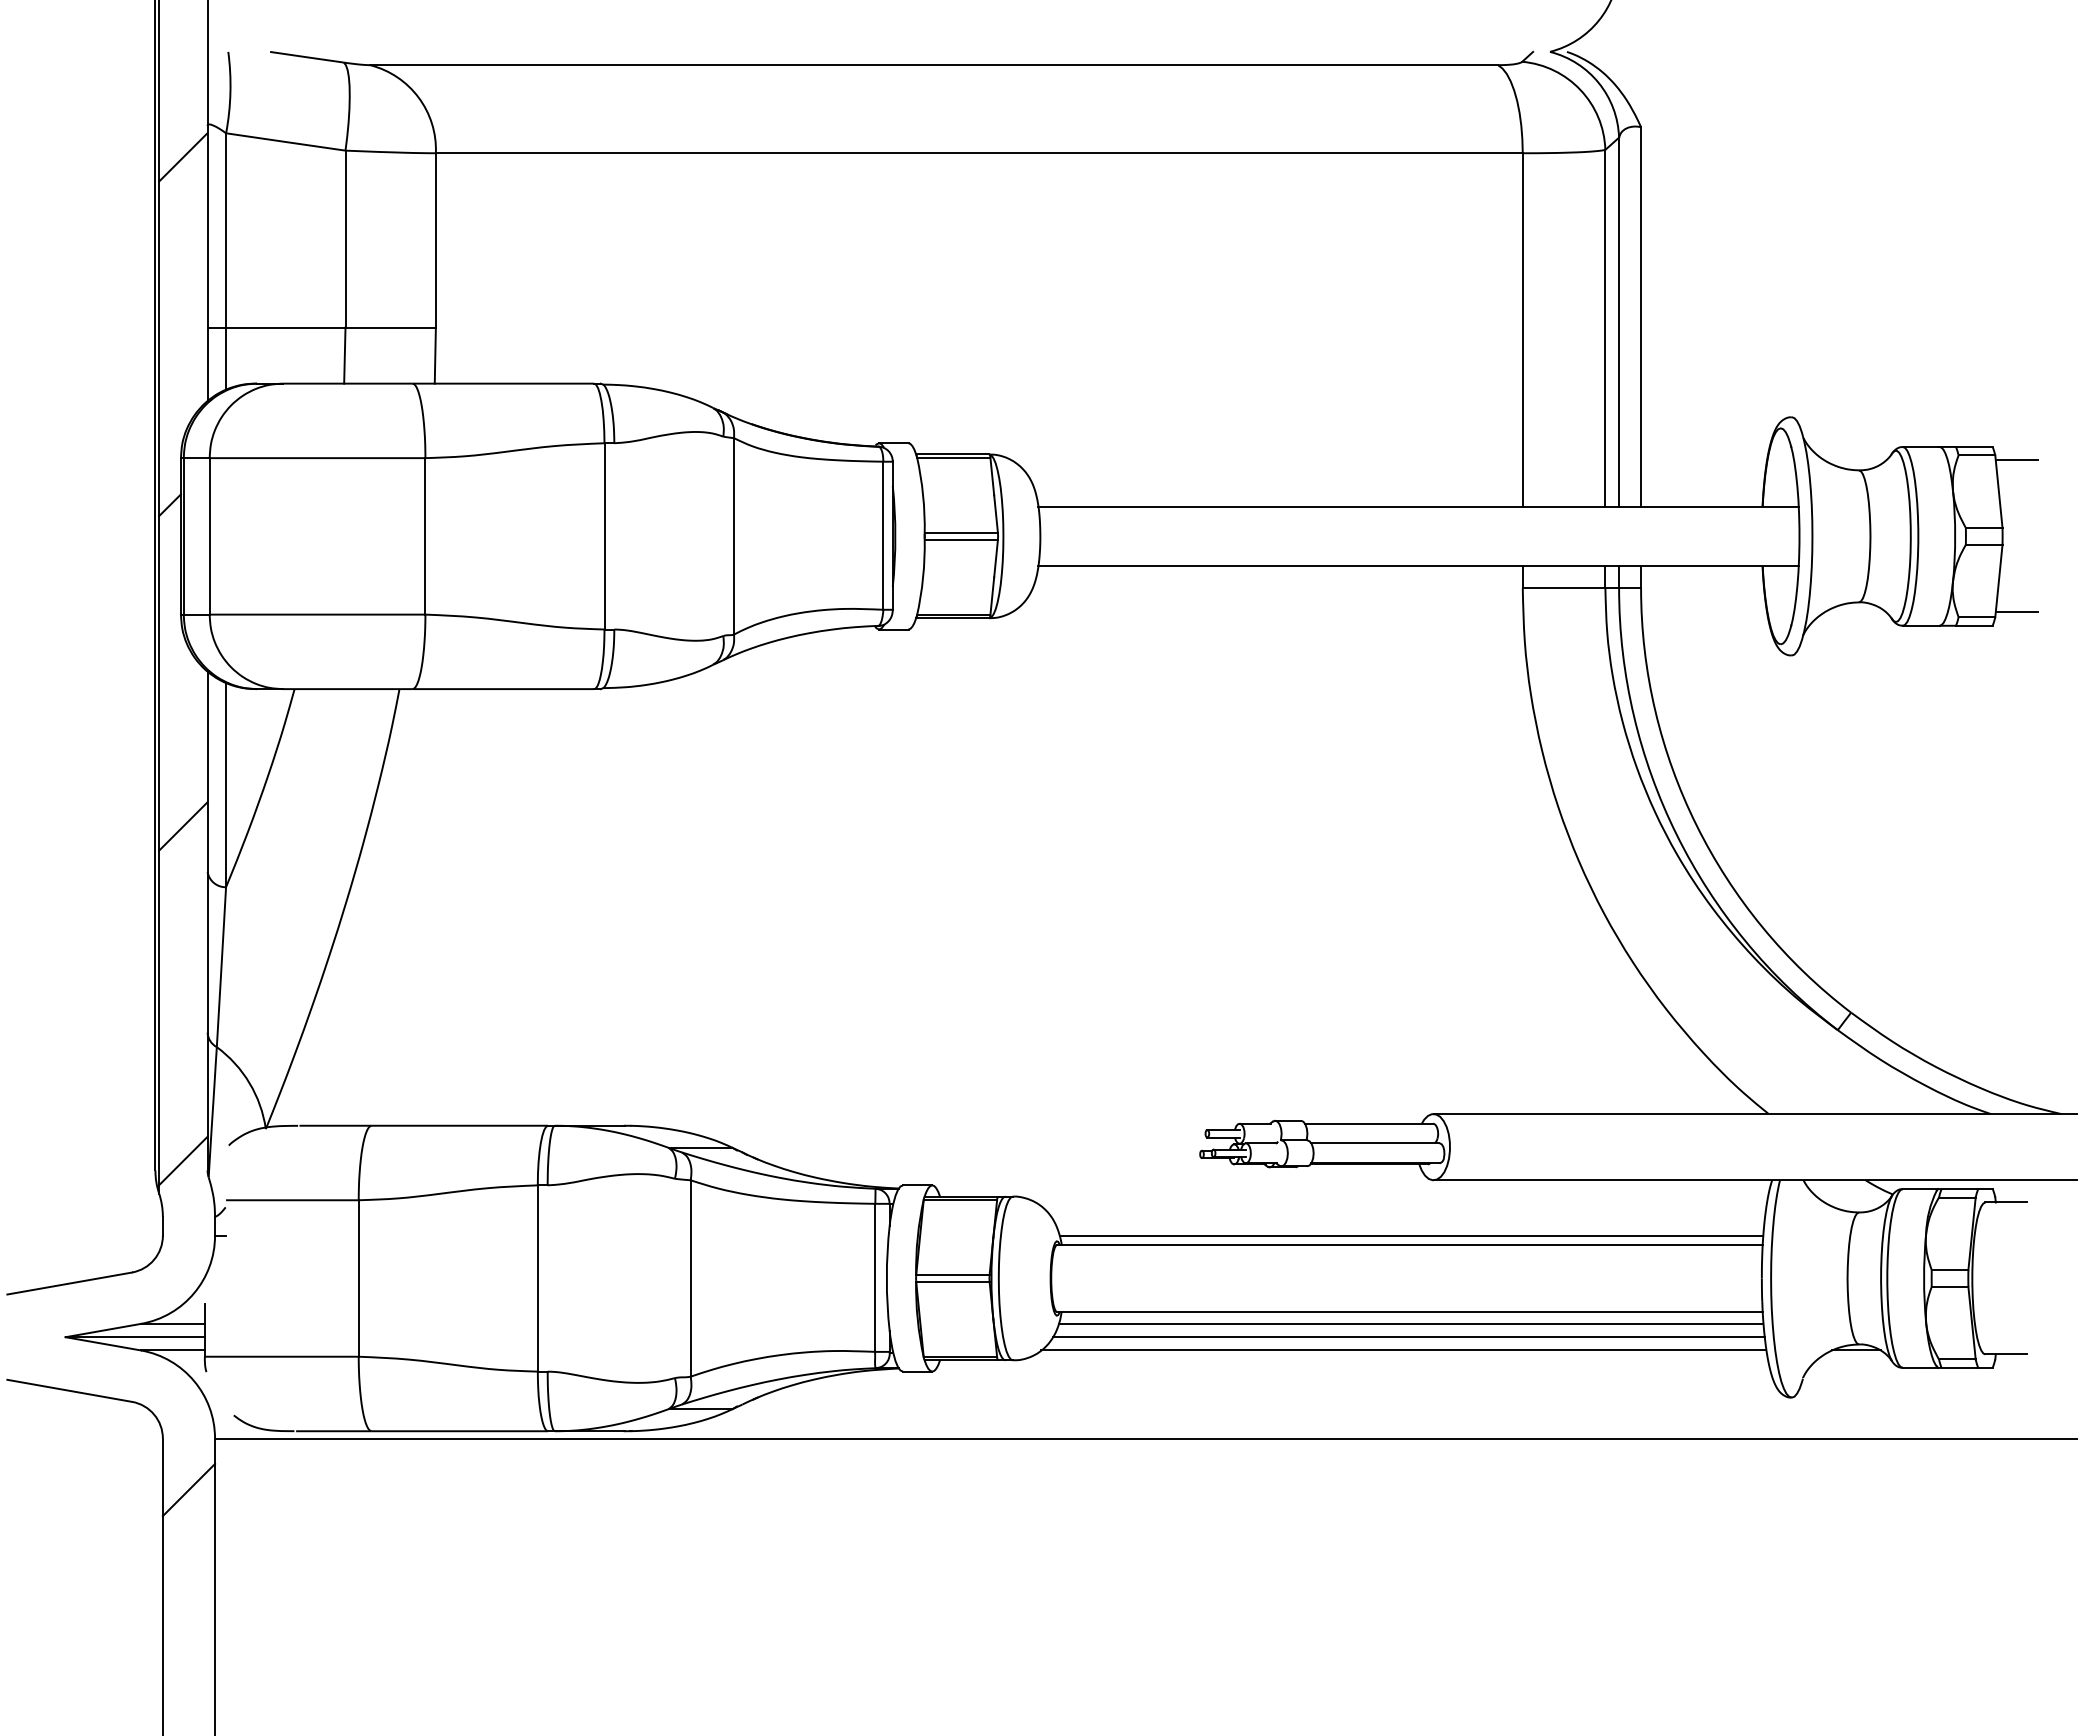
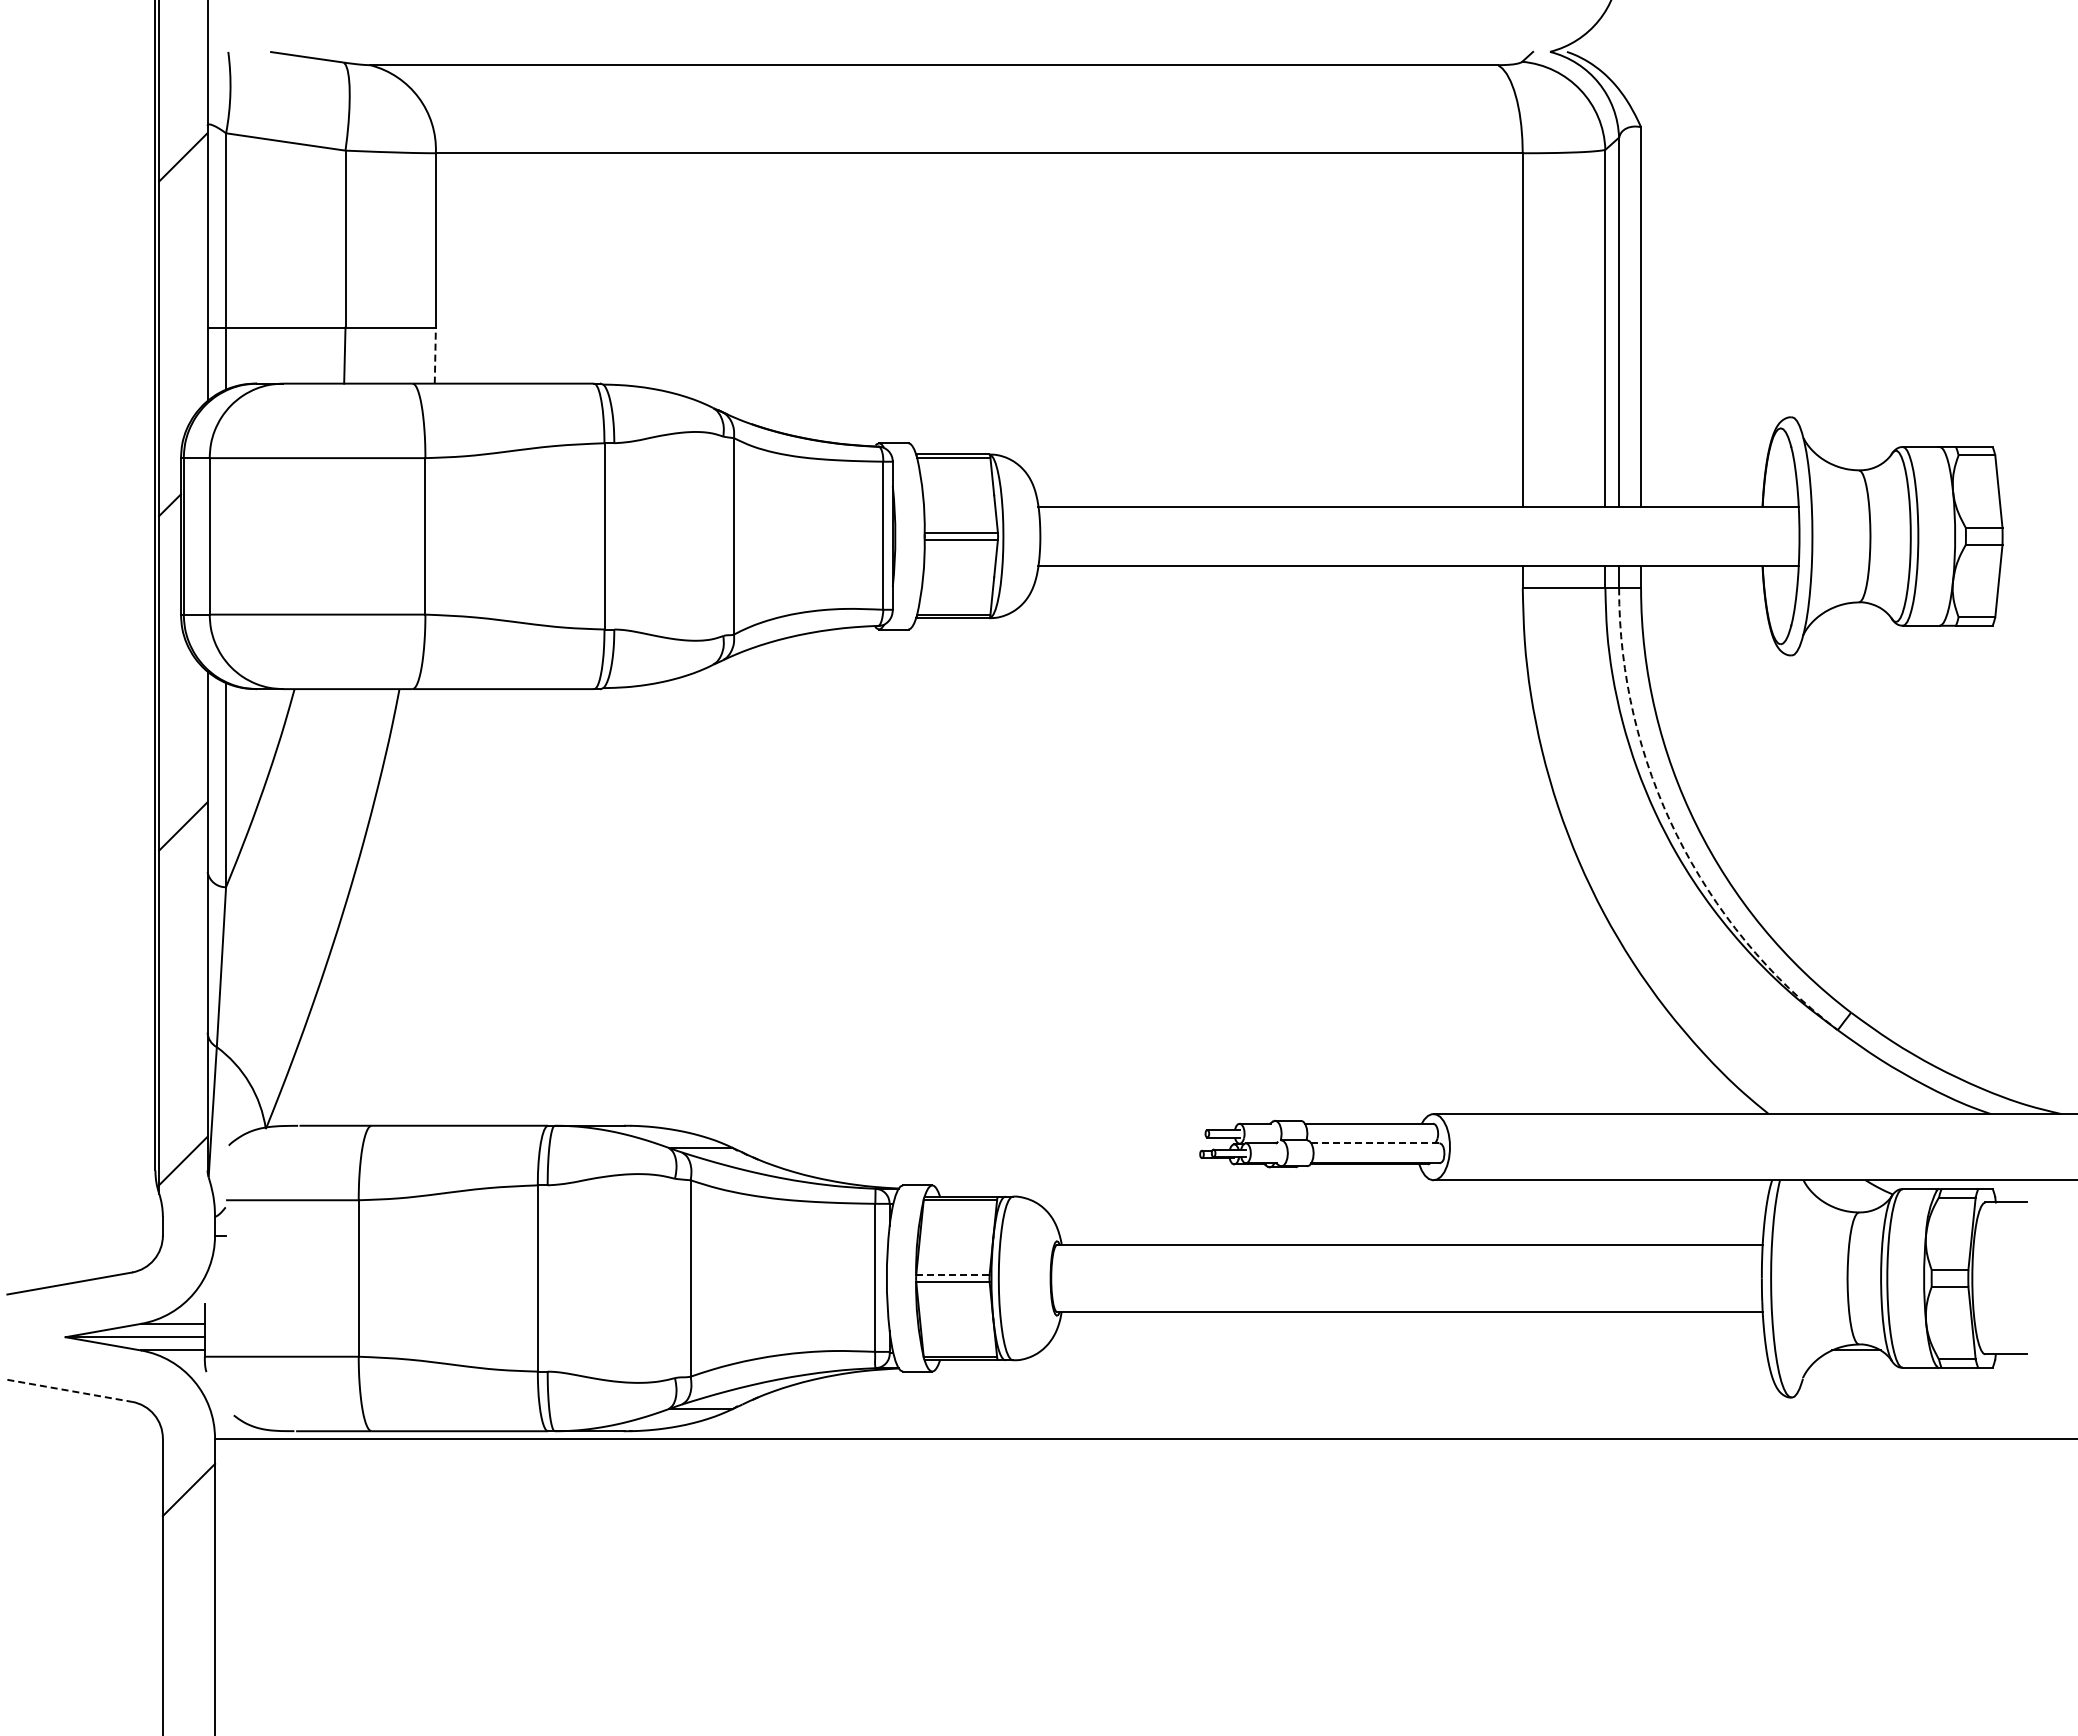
line: solid -> dashed (435, 355)
line: present -> none (2016, 460)
line: present -> none (2016, 612)
arc: solid -> dashed (1676, 834)
line: solid -> dashed (1374, 1143)
line: present -> none (1411, 1235)
line: solid -> dashed (952, 1274)
line: present -> none (1410, 1323)
line: present -> none (1408, 1337)
line: present -> none (1403, 1350)
line: solid -> dashed (70, 1390)
